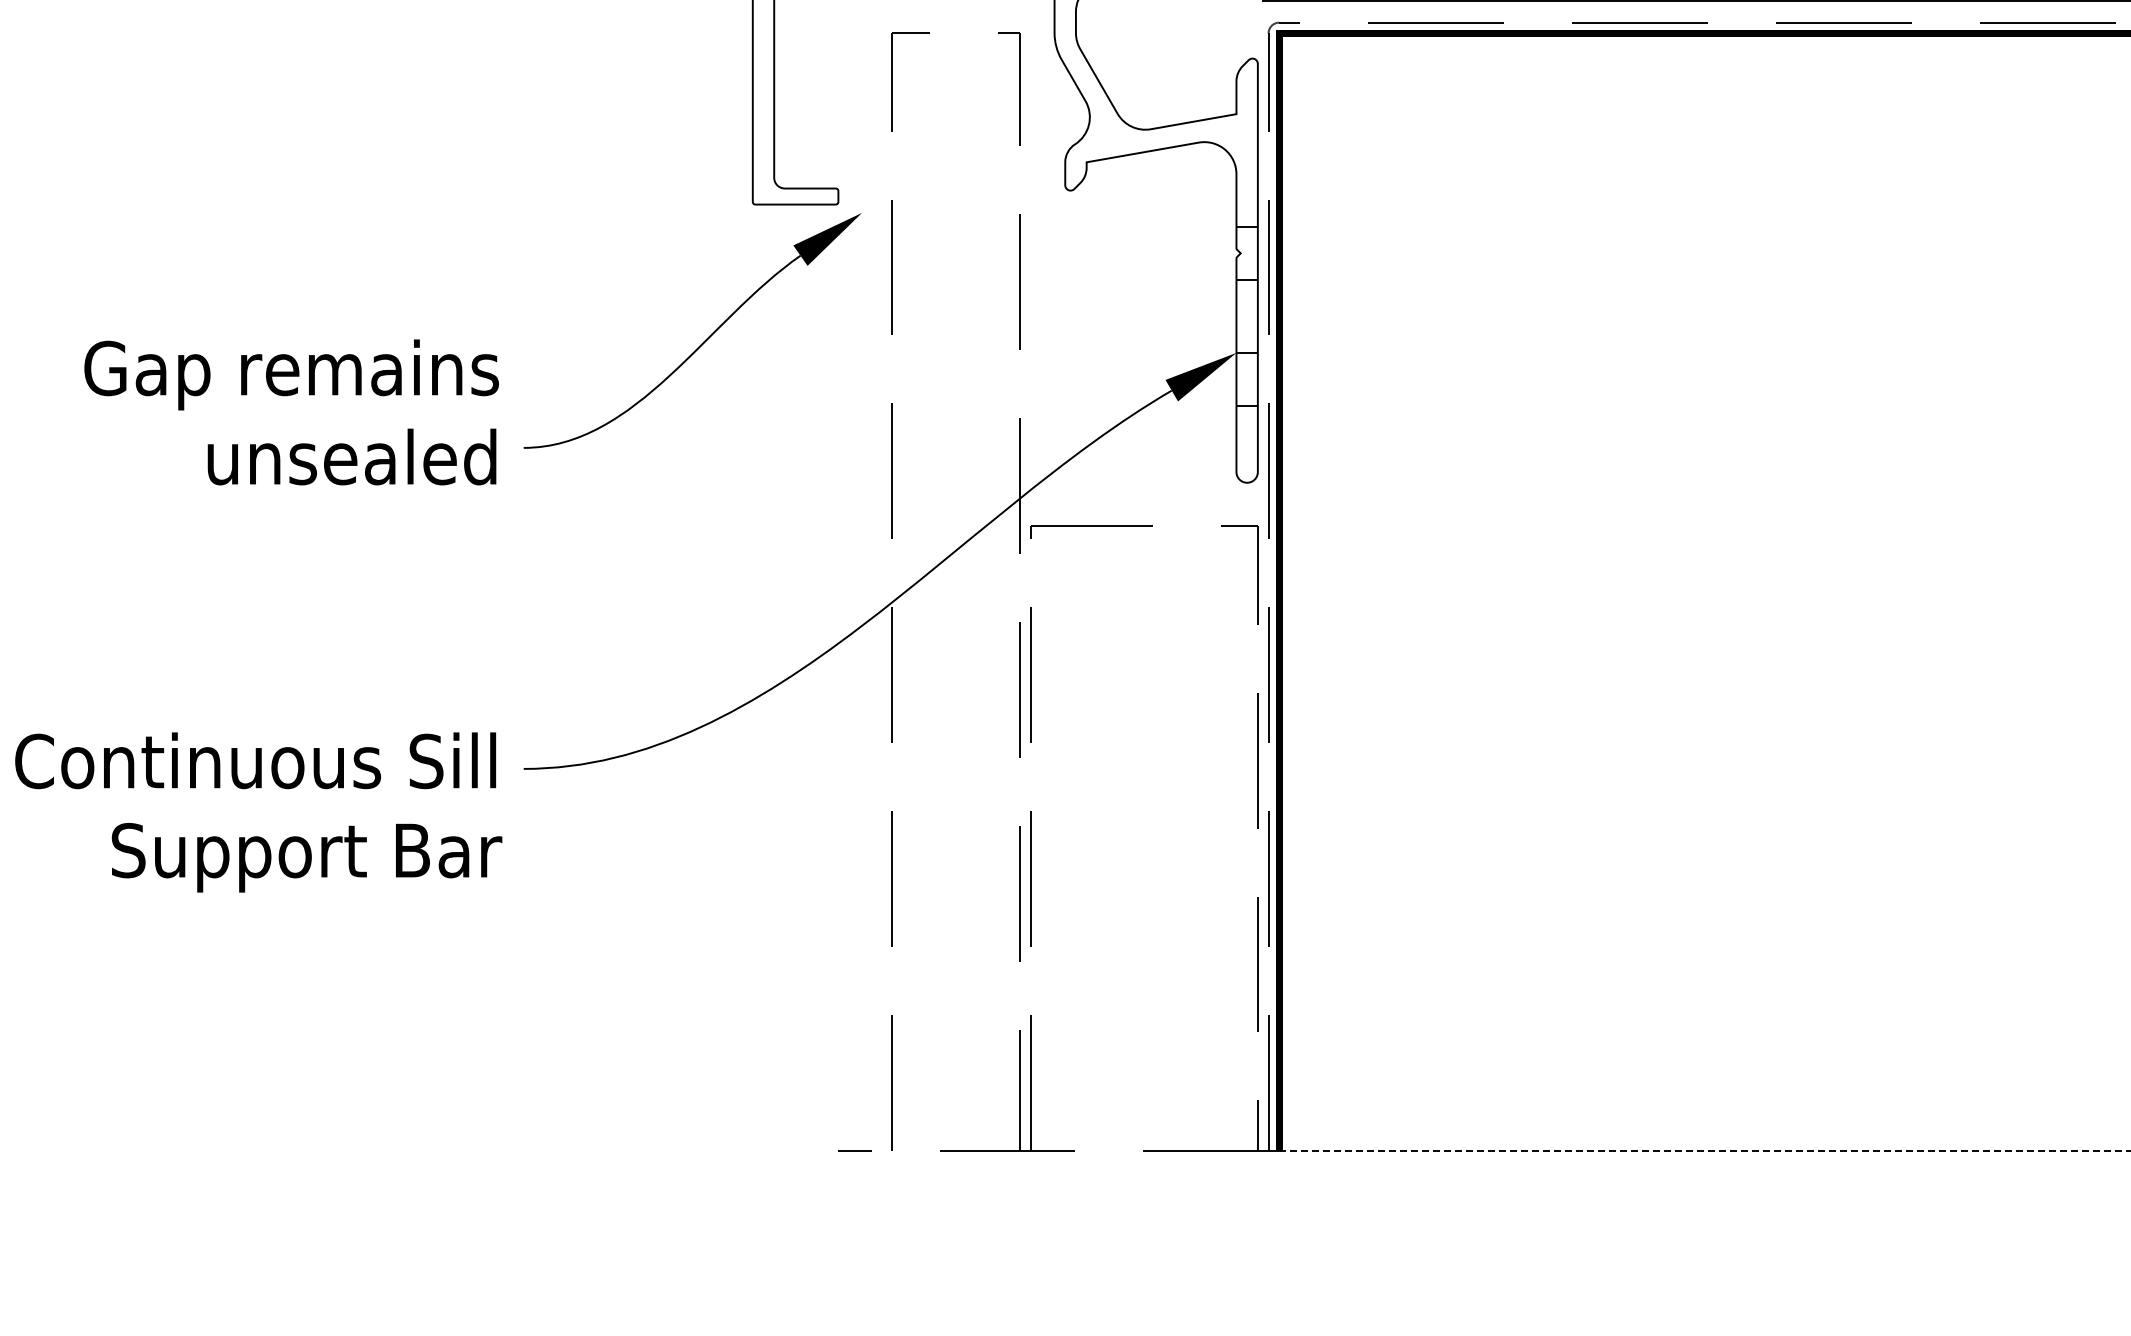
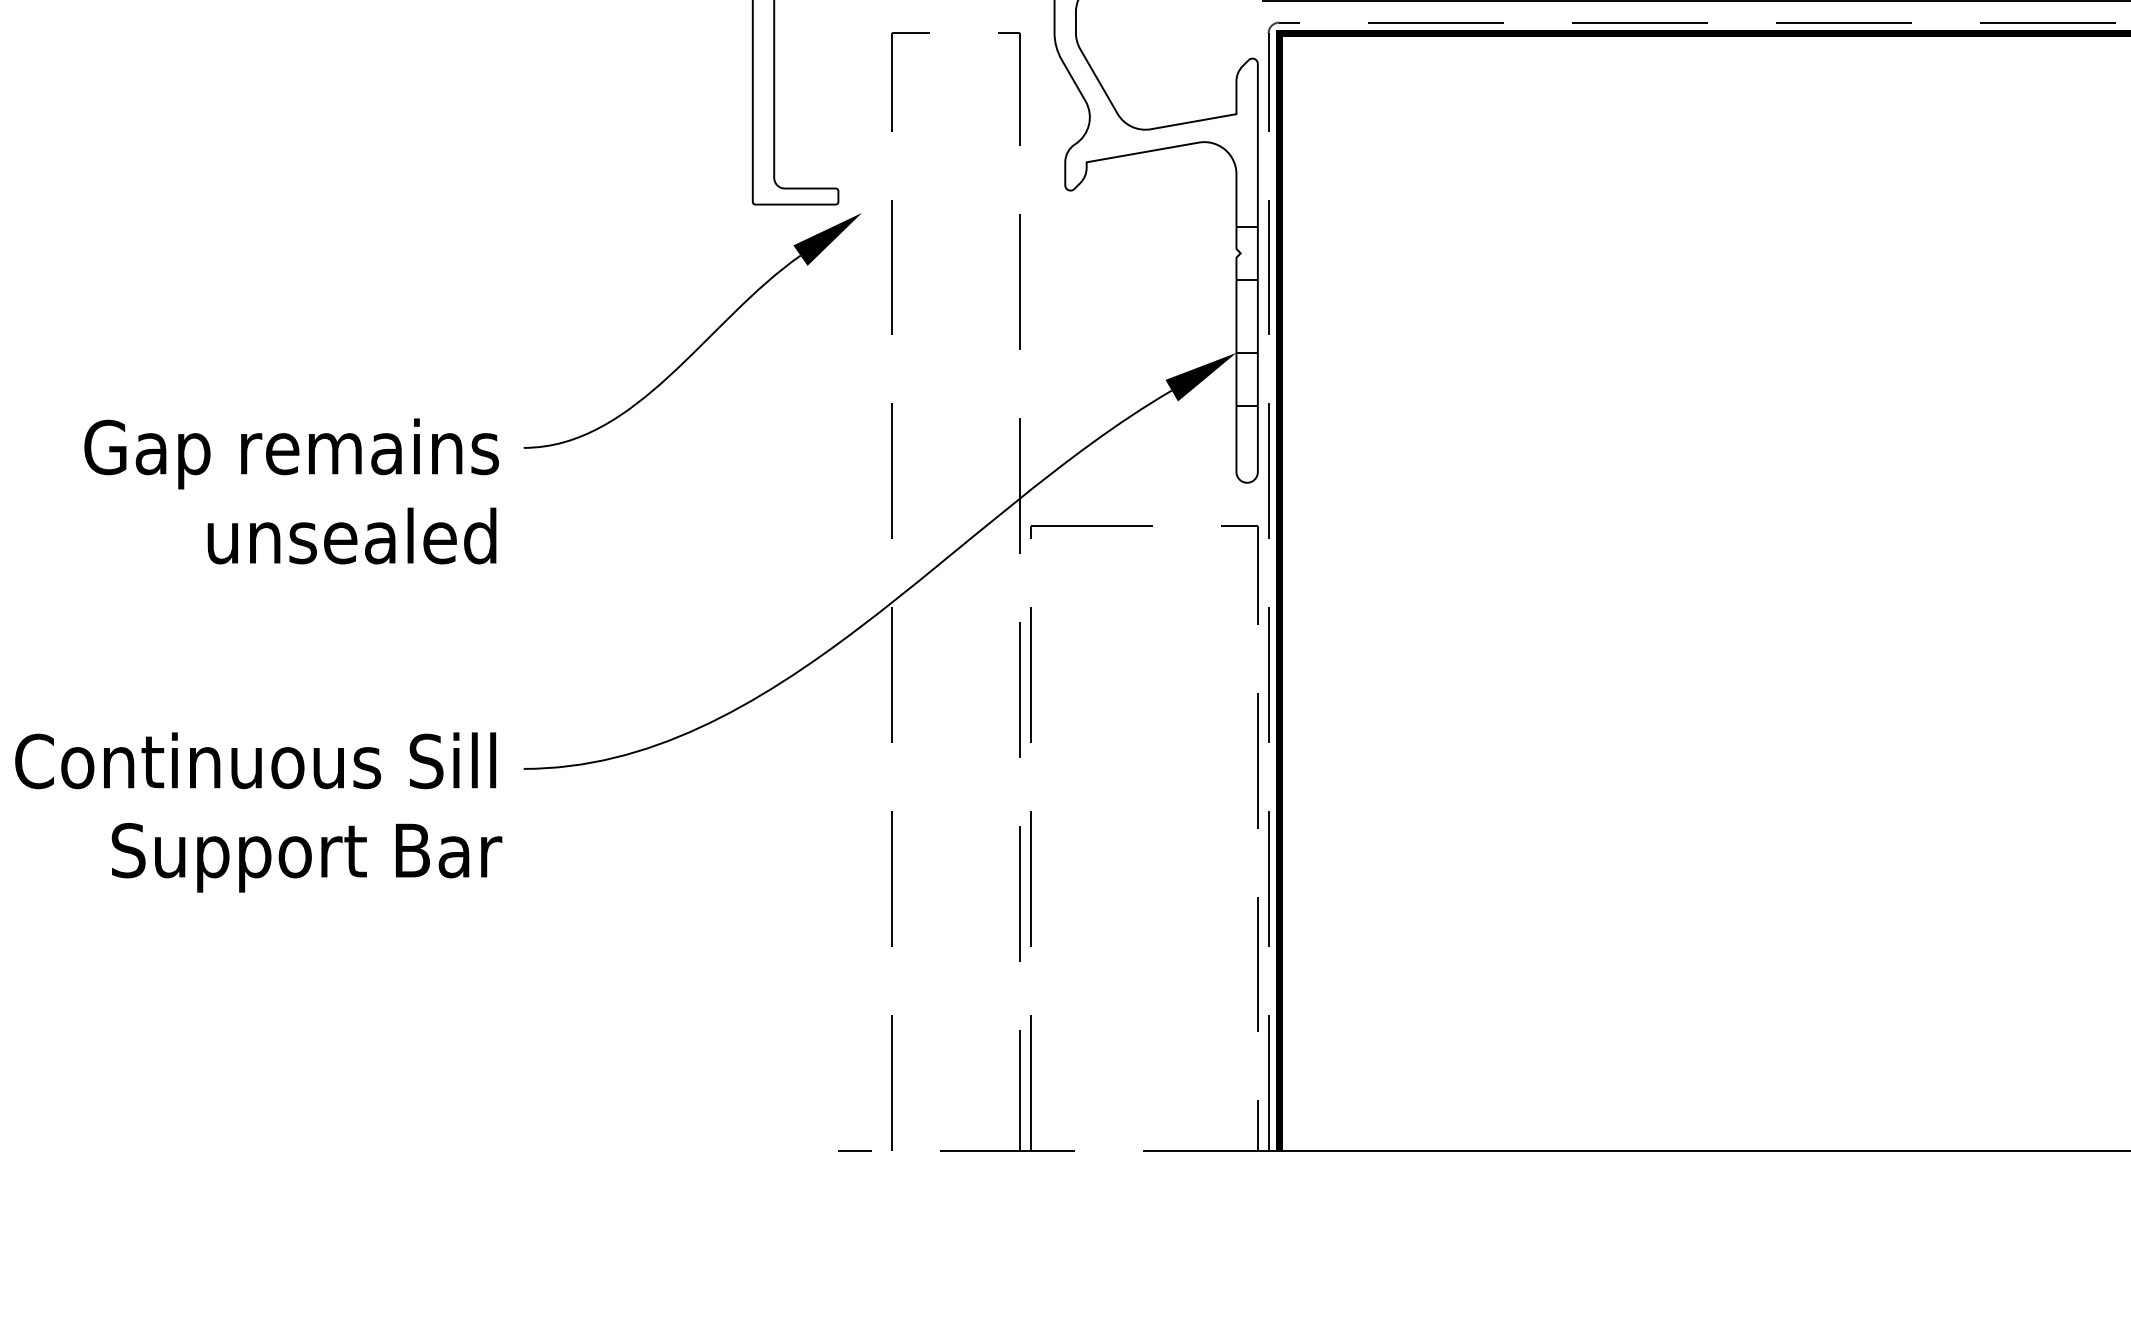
text position: (291, 412) -> (291, 491) (291, 491)
line: dashed -> solid (1704, 1150)
